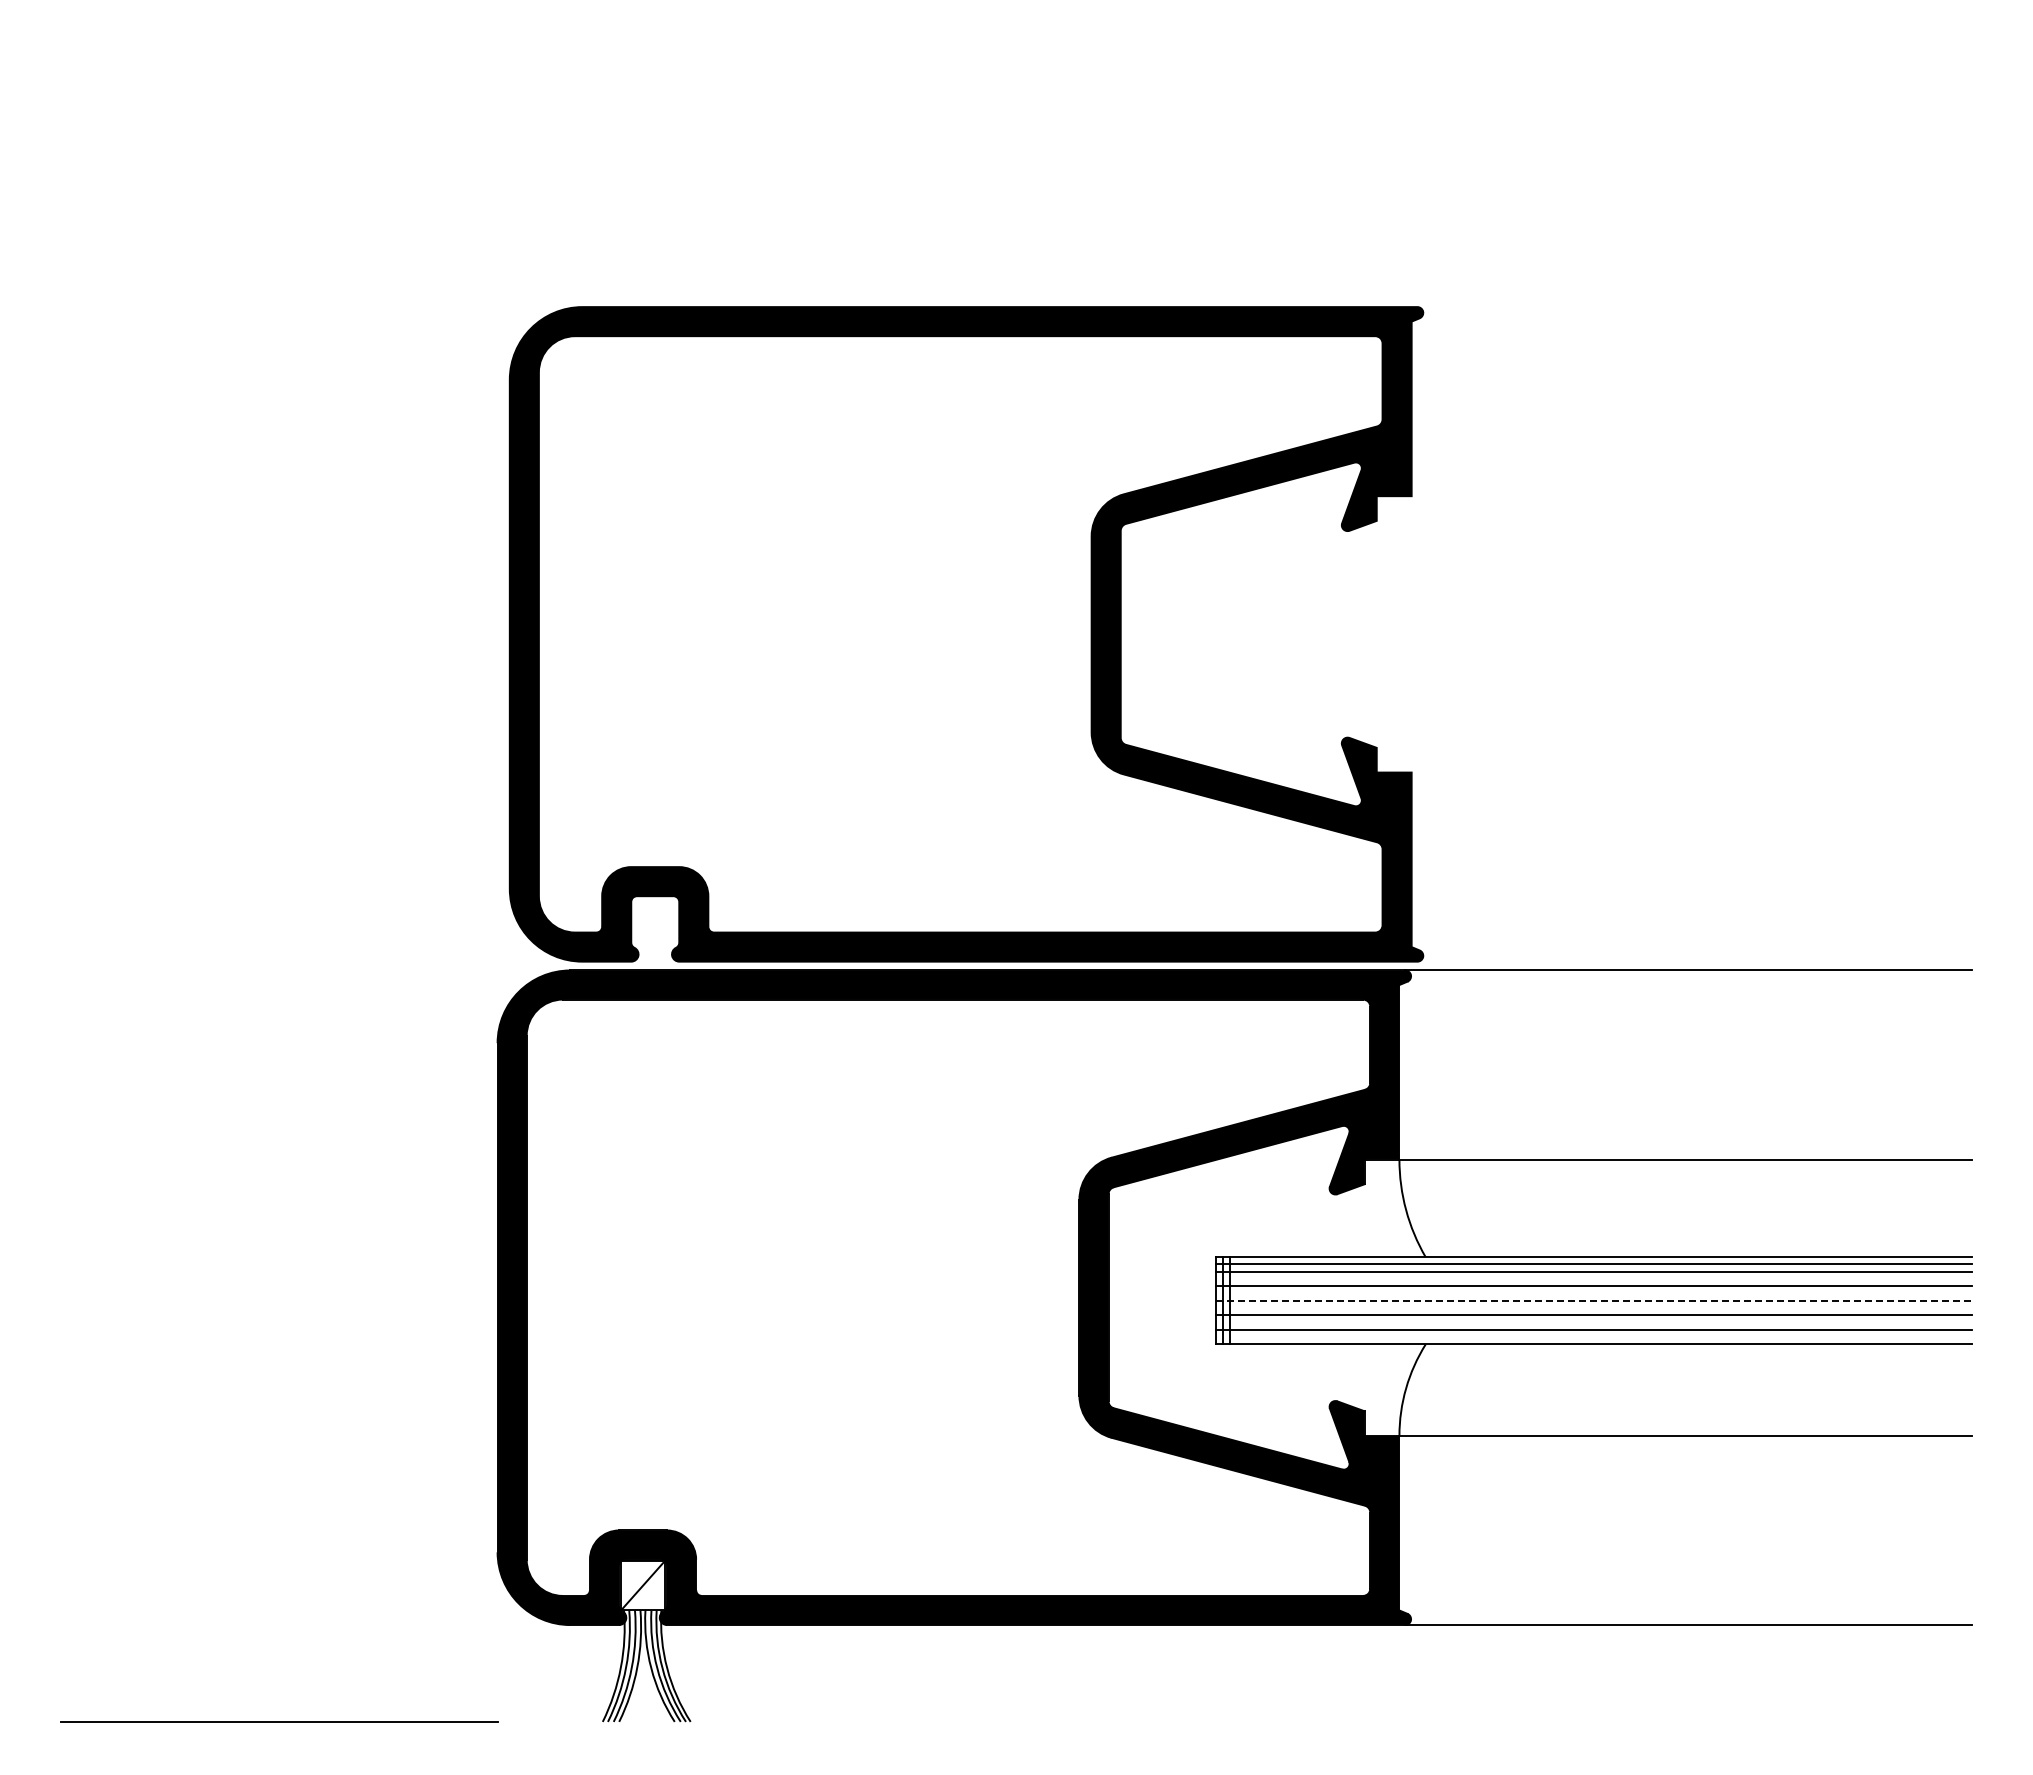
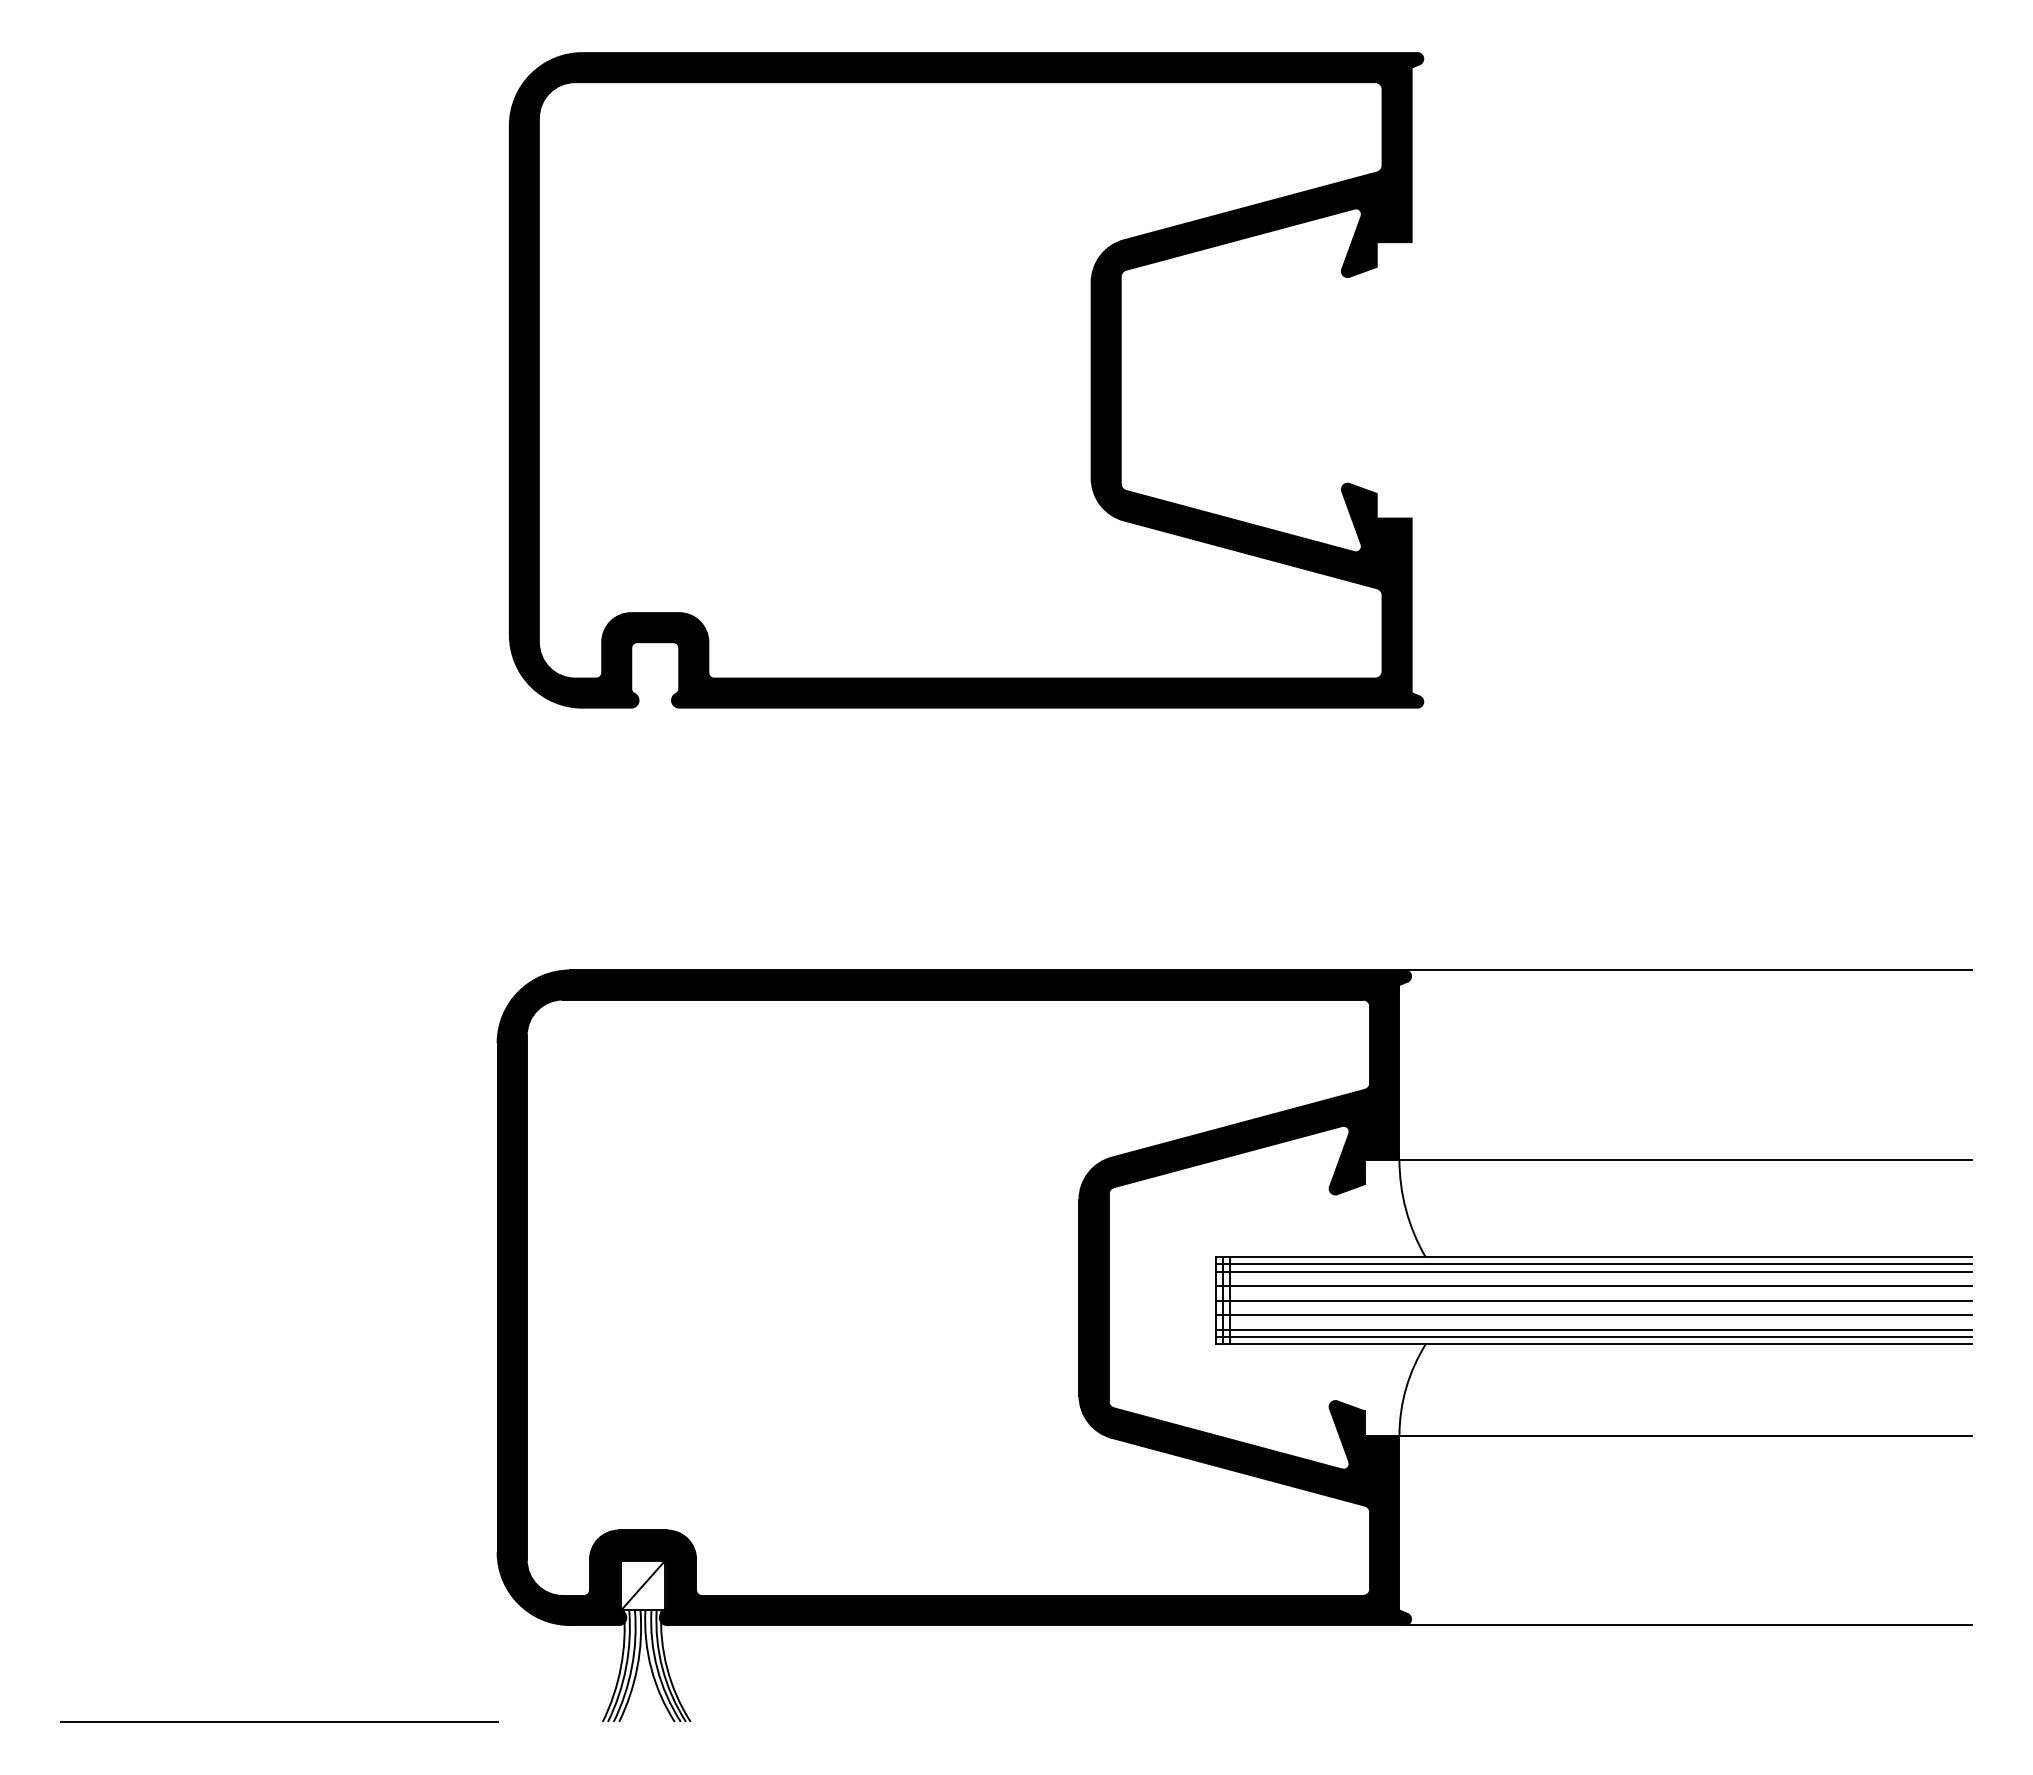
part position: (966, 634) -> (966, 380) (966, 380)
line: dashed -> solid (1594, 1300)
line: none -> present (1593, 1337)
